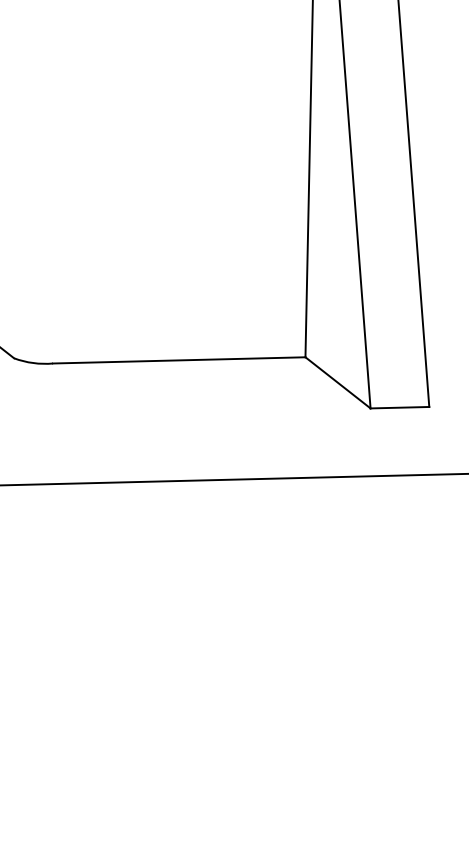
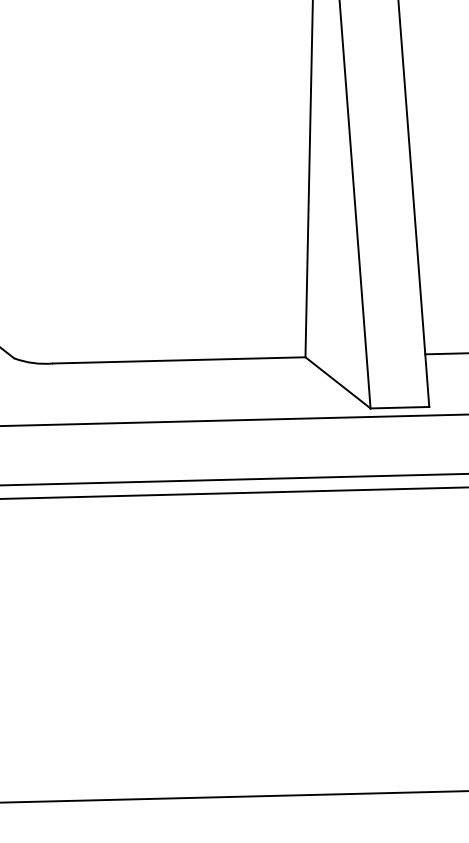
line: none -> present (445, 353)
line: none -> present (233, 420)
line: none -> present (233, 492)
line: none -> present (233, 796)
